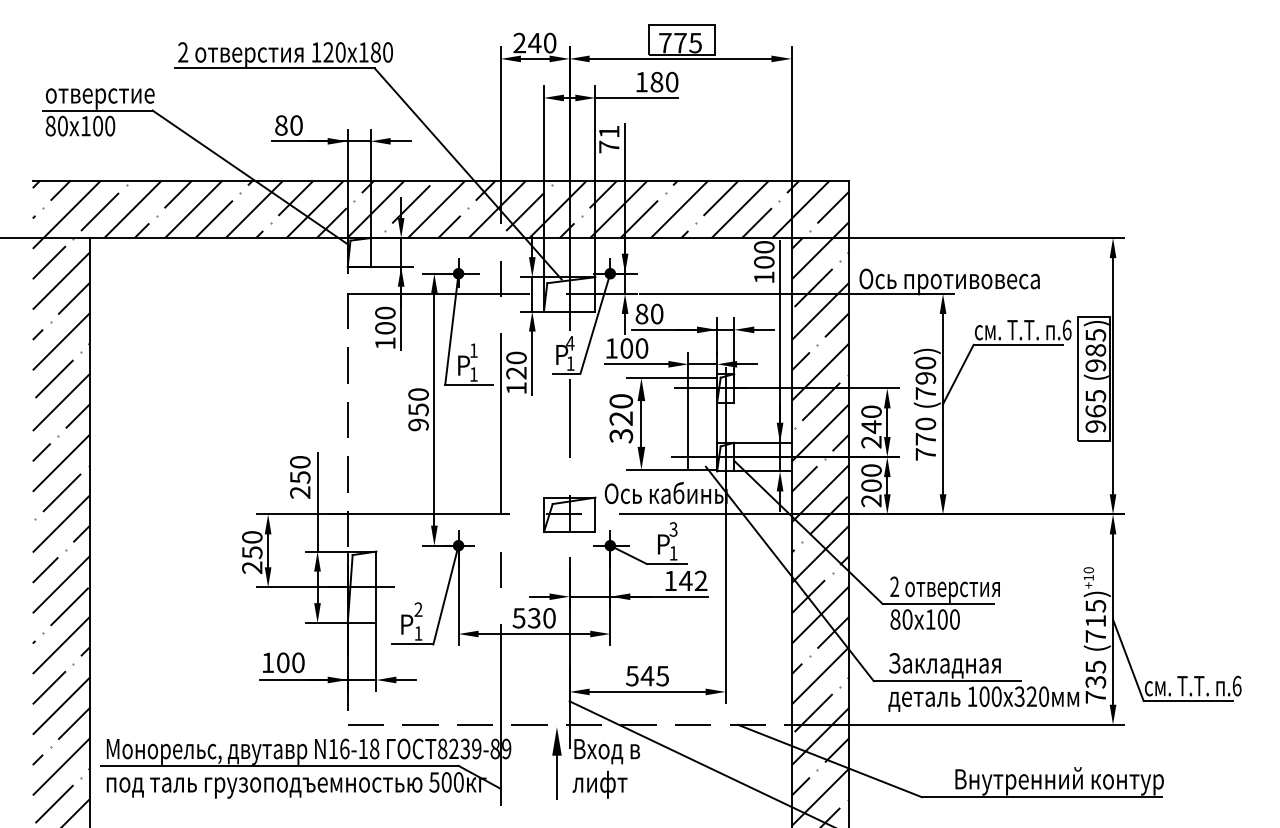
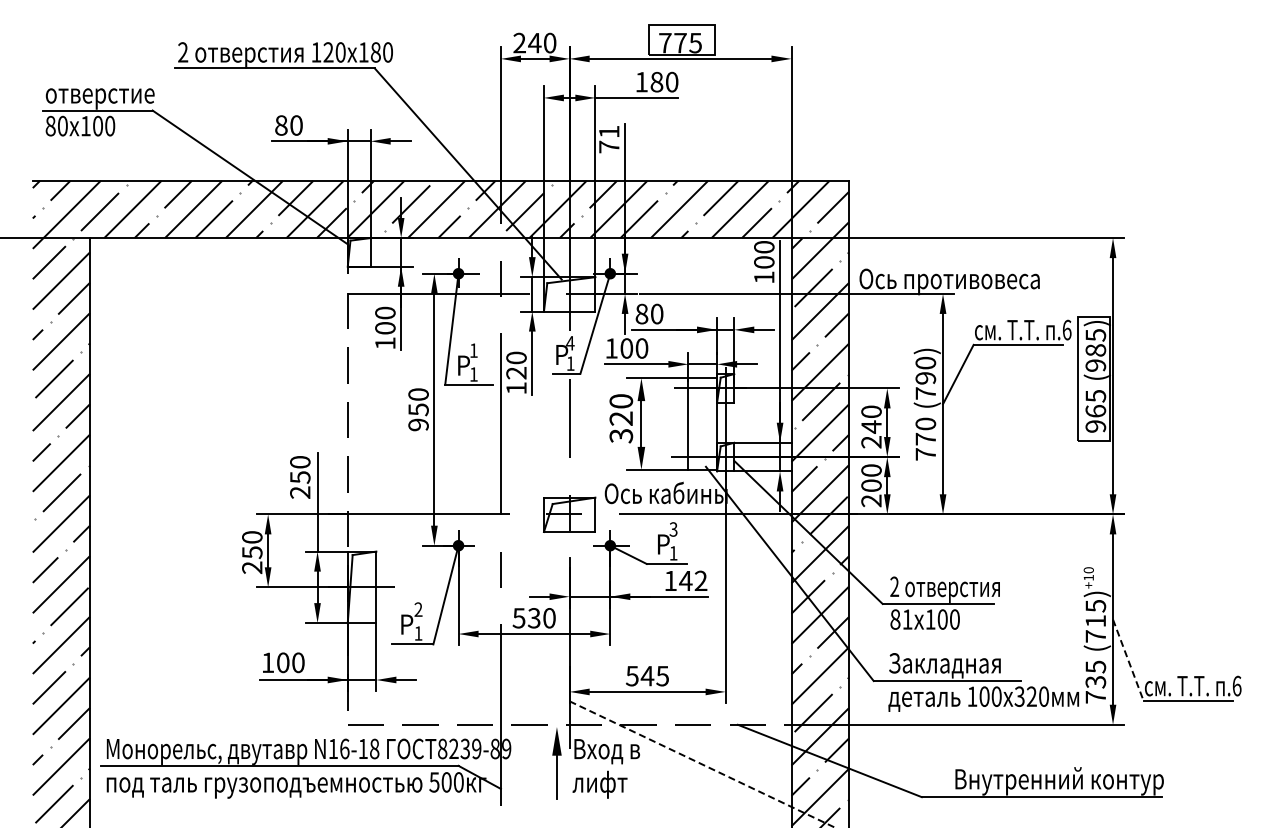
text: 80 -> 81 (907, 619)
line: solid -> dashed (1128, 660)
line: solid -> dashed (702, 764)
